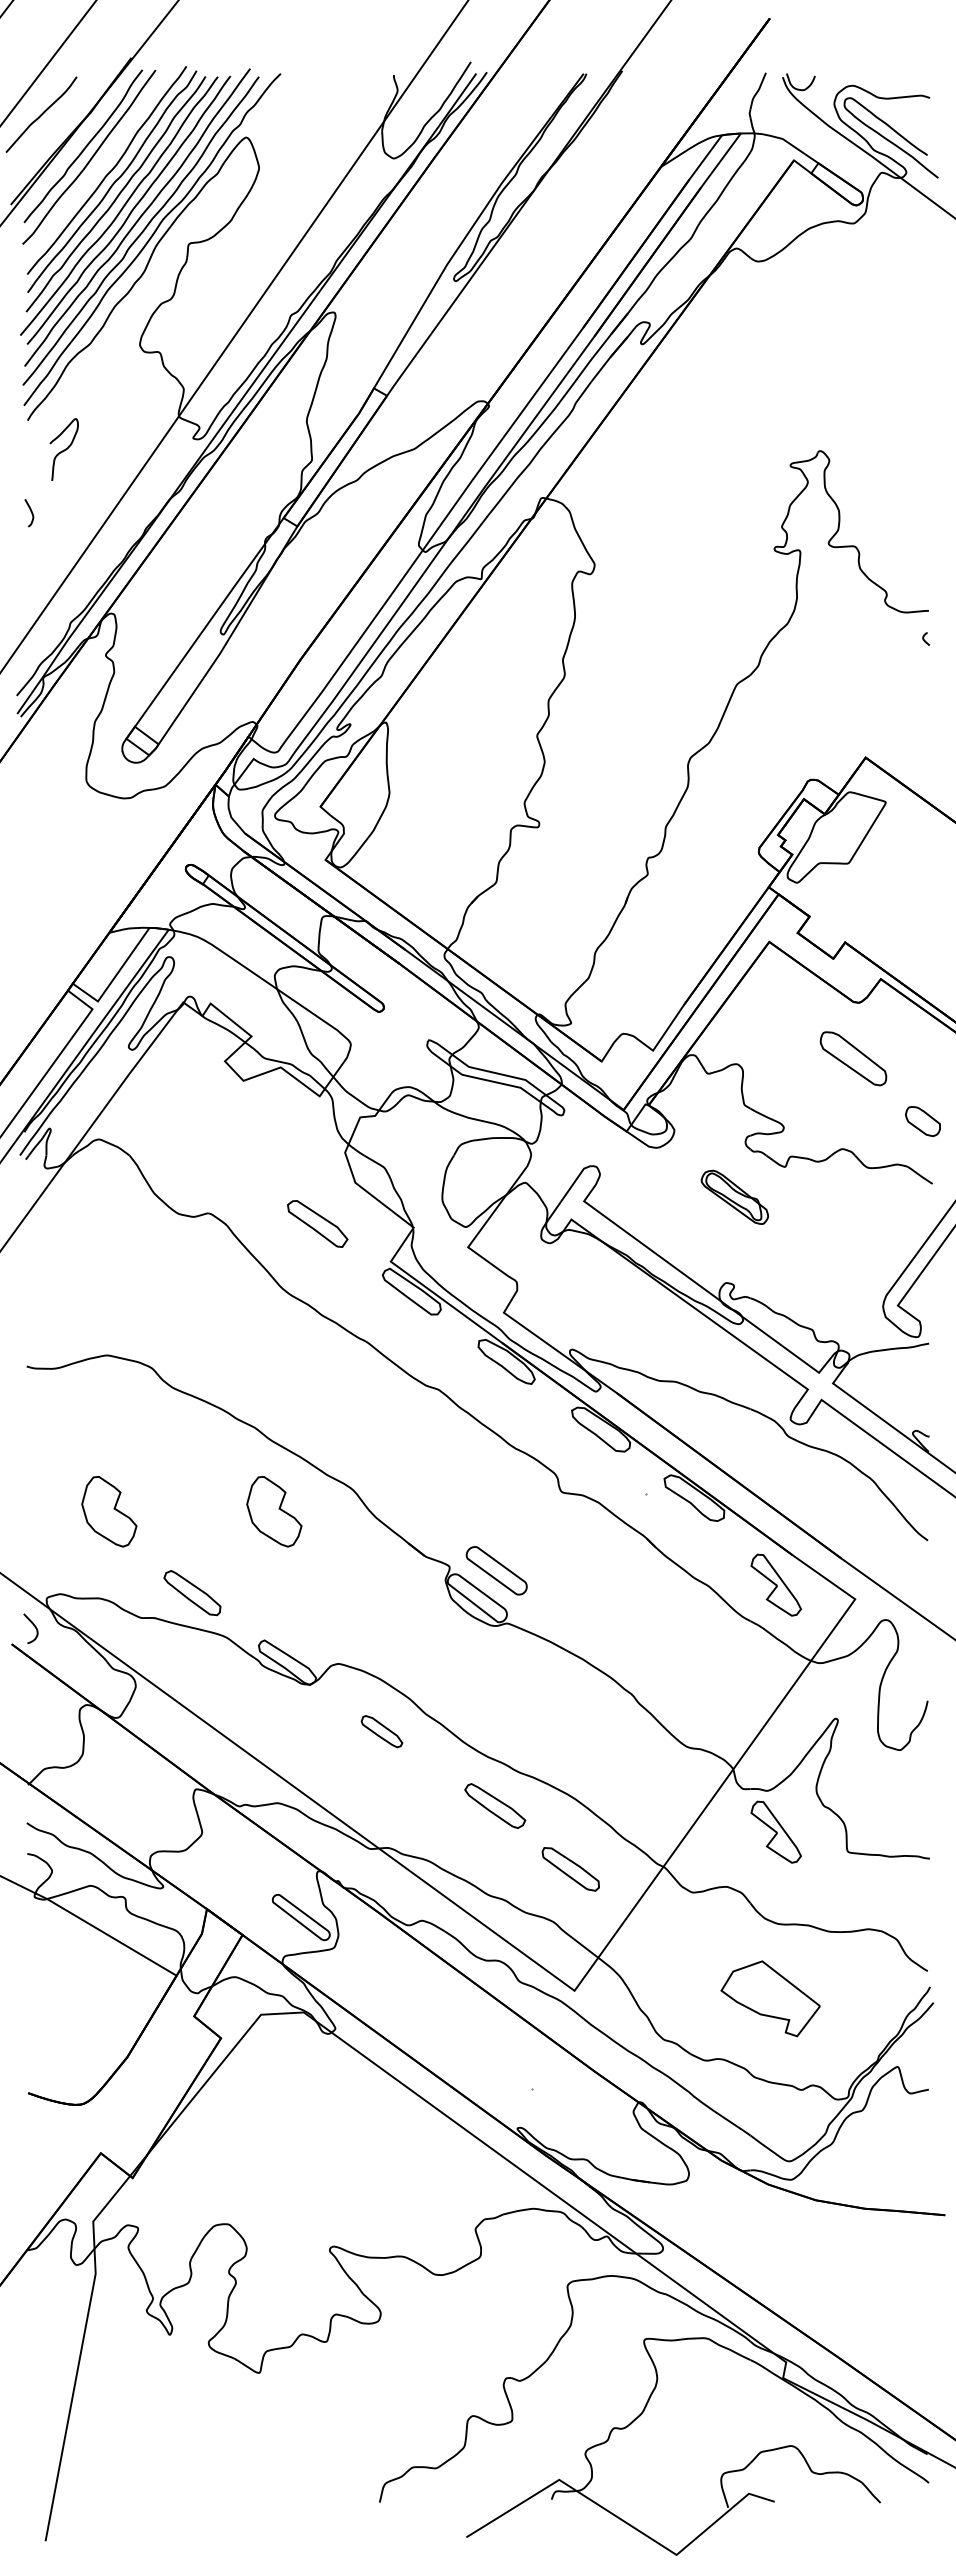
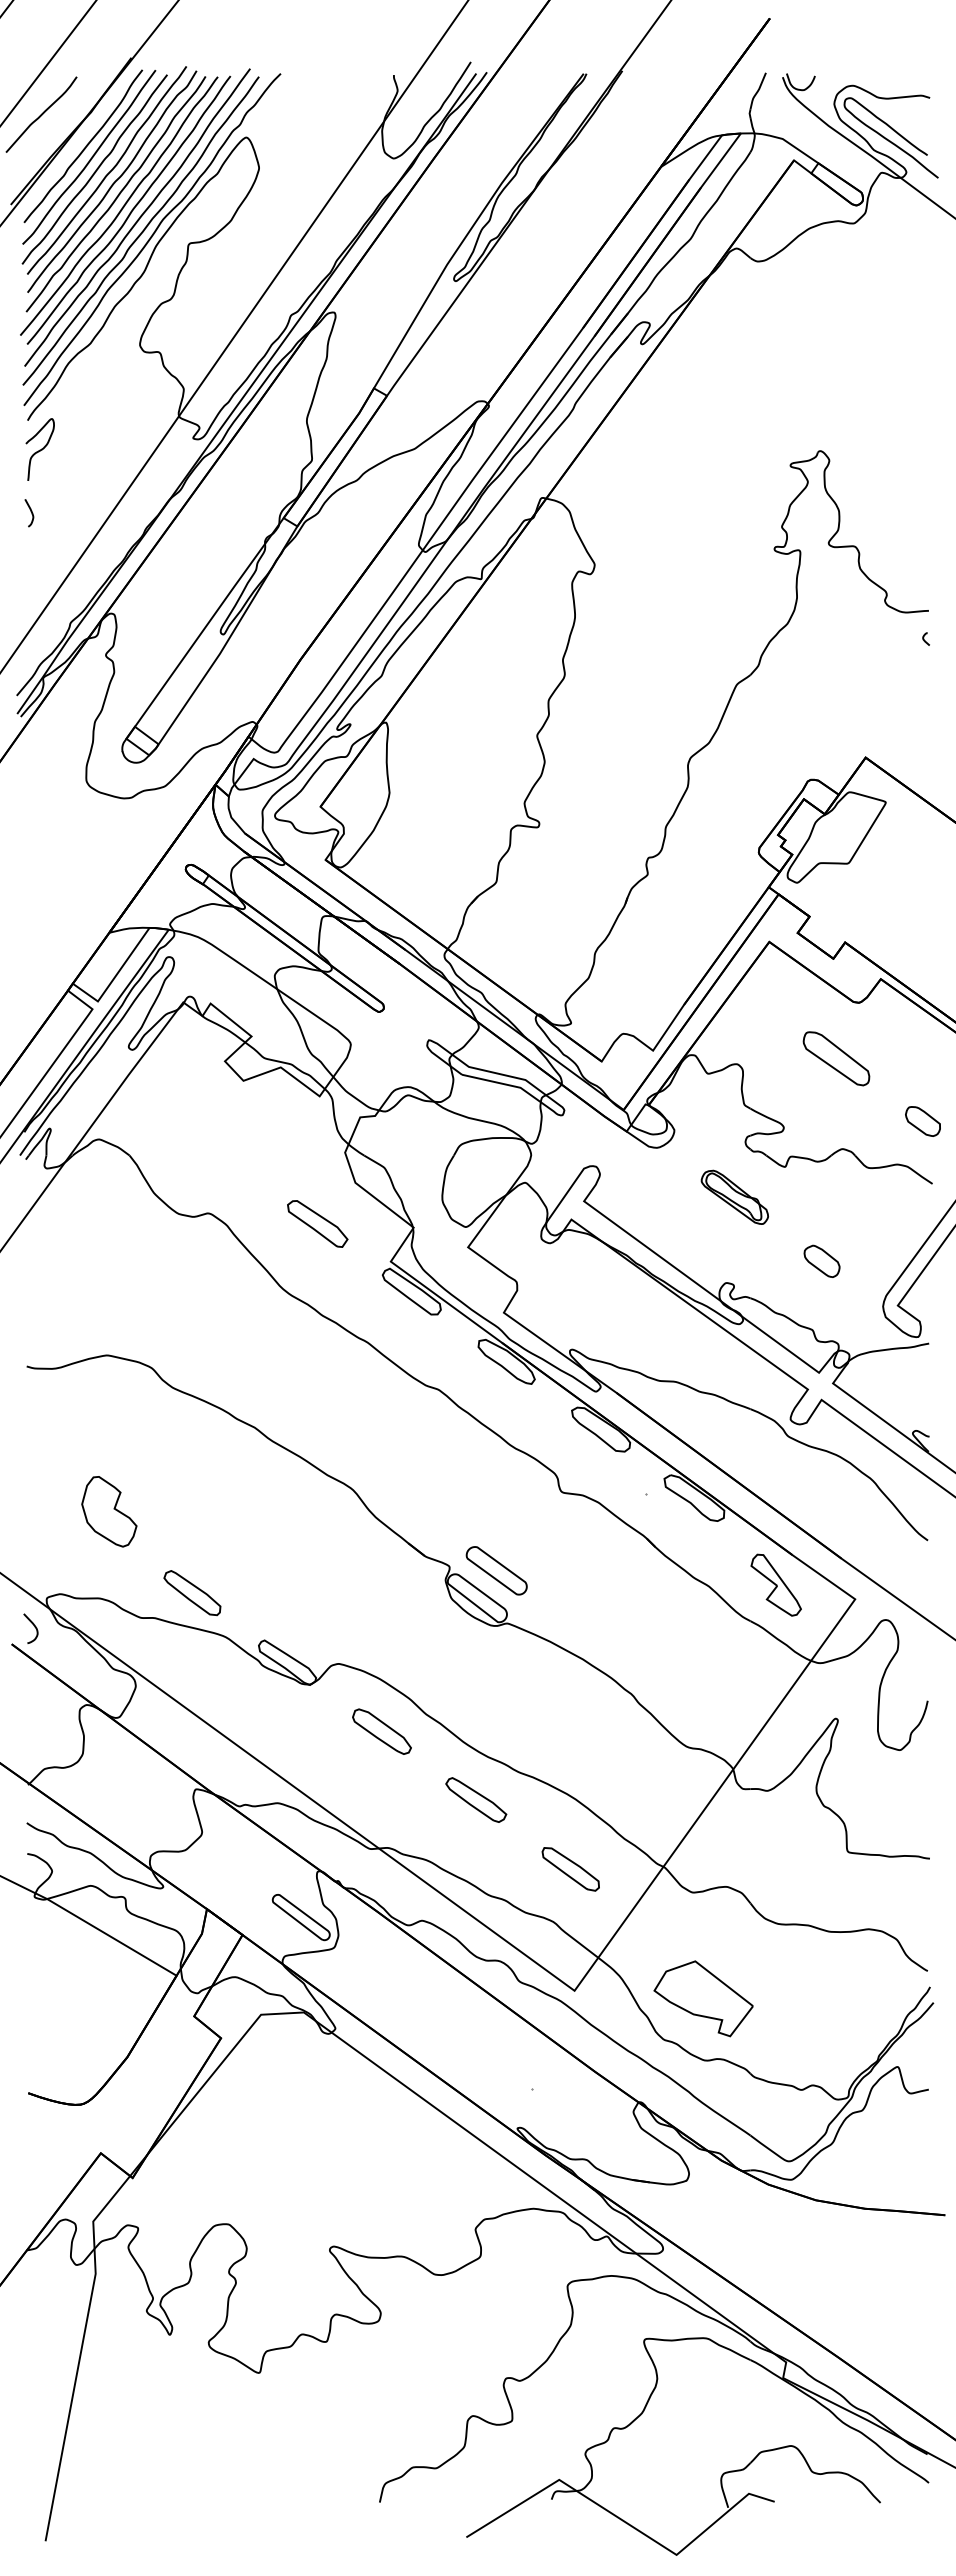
curve: none -> present (95, 170)
curve position: (63, 449) -> (39, 449) (39, 449)
part position: (853, 1058) -> (836, 1058) (836, 1058)
part: none -> present (821, 1260)
part: present -> none (274, 1511)
part size: 44x34 px -> 60x47 px (381, 1731)
part position: (495, 1805) -> (476, 1799) (476, 1799)
part: present -> none (775, 1831)
part position: (770, 1998) -> (703, 1998) (703, 1998)
